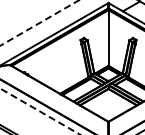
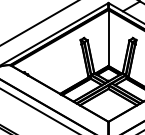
line: dashed -> solid (39, 23)
line: dashed -> solid (40, 111)
